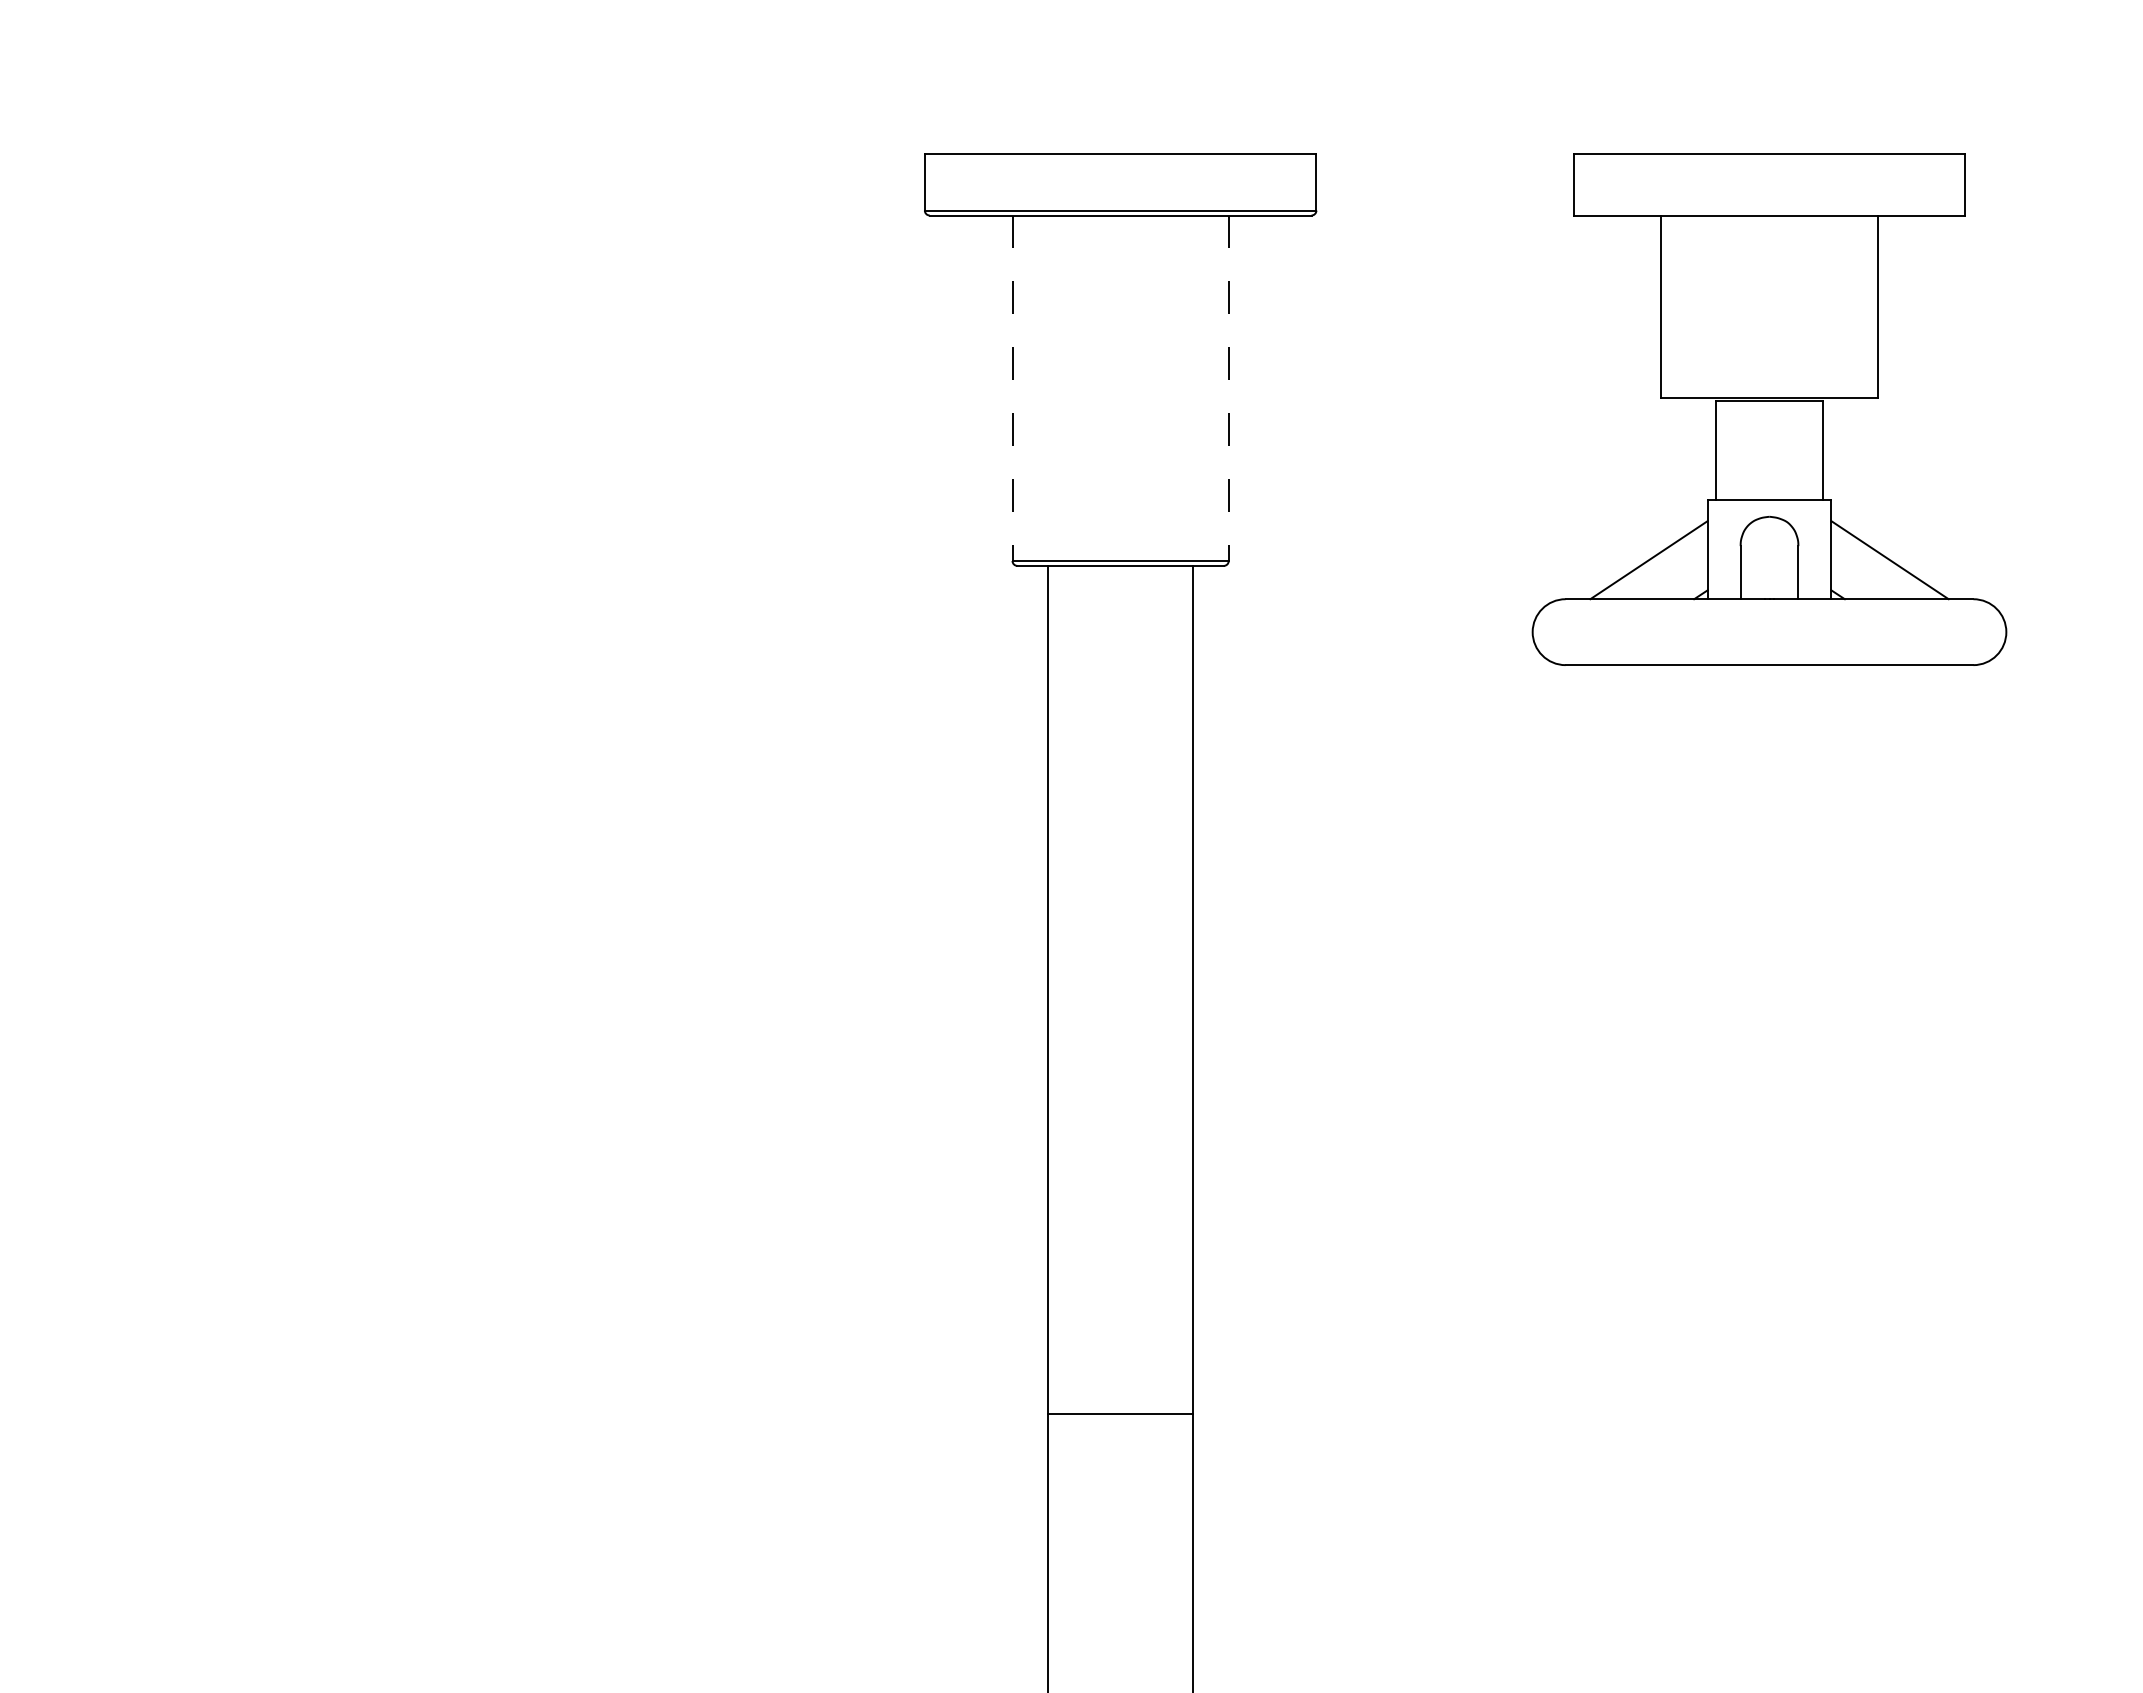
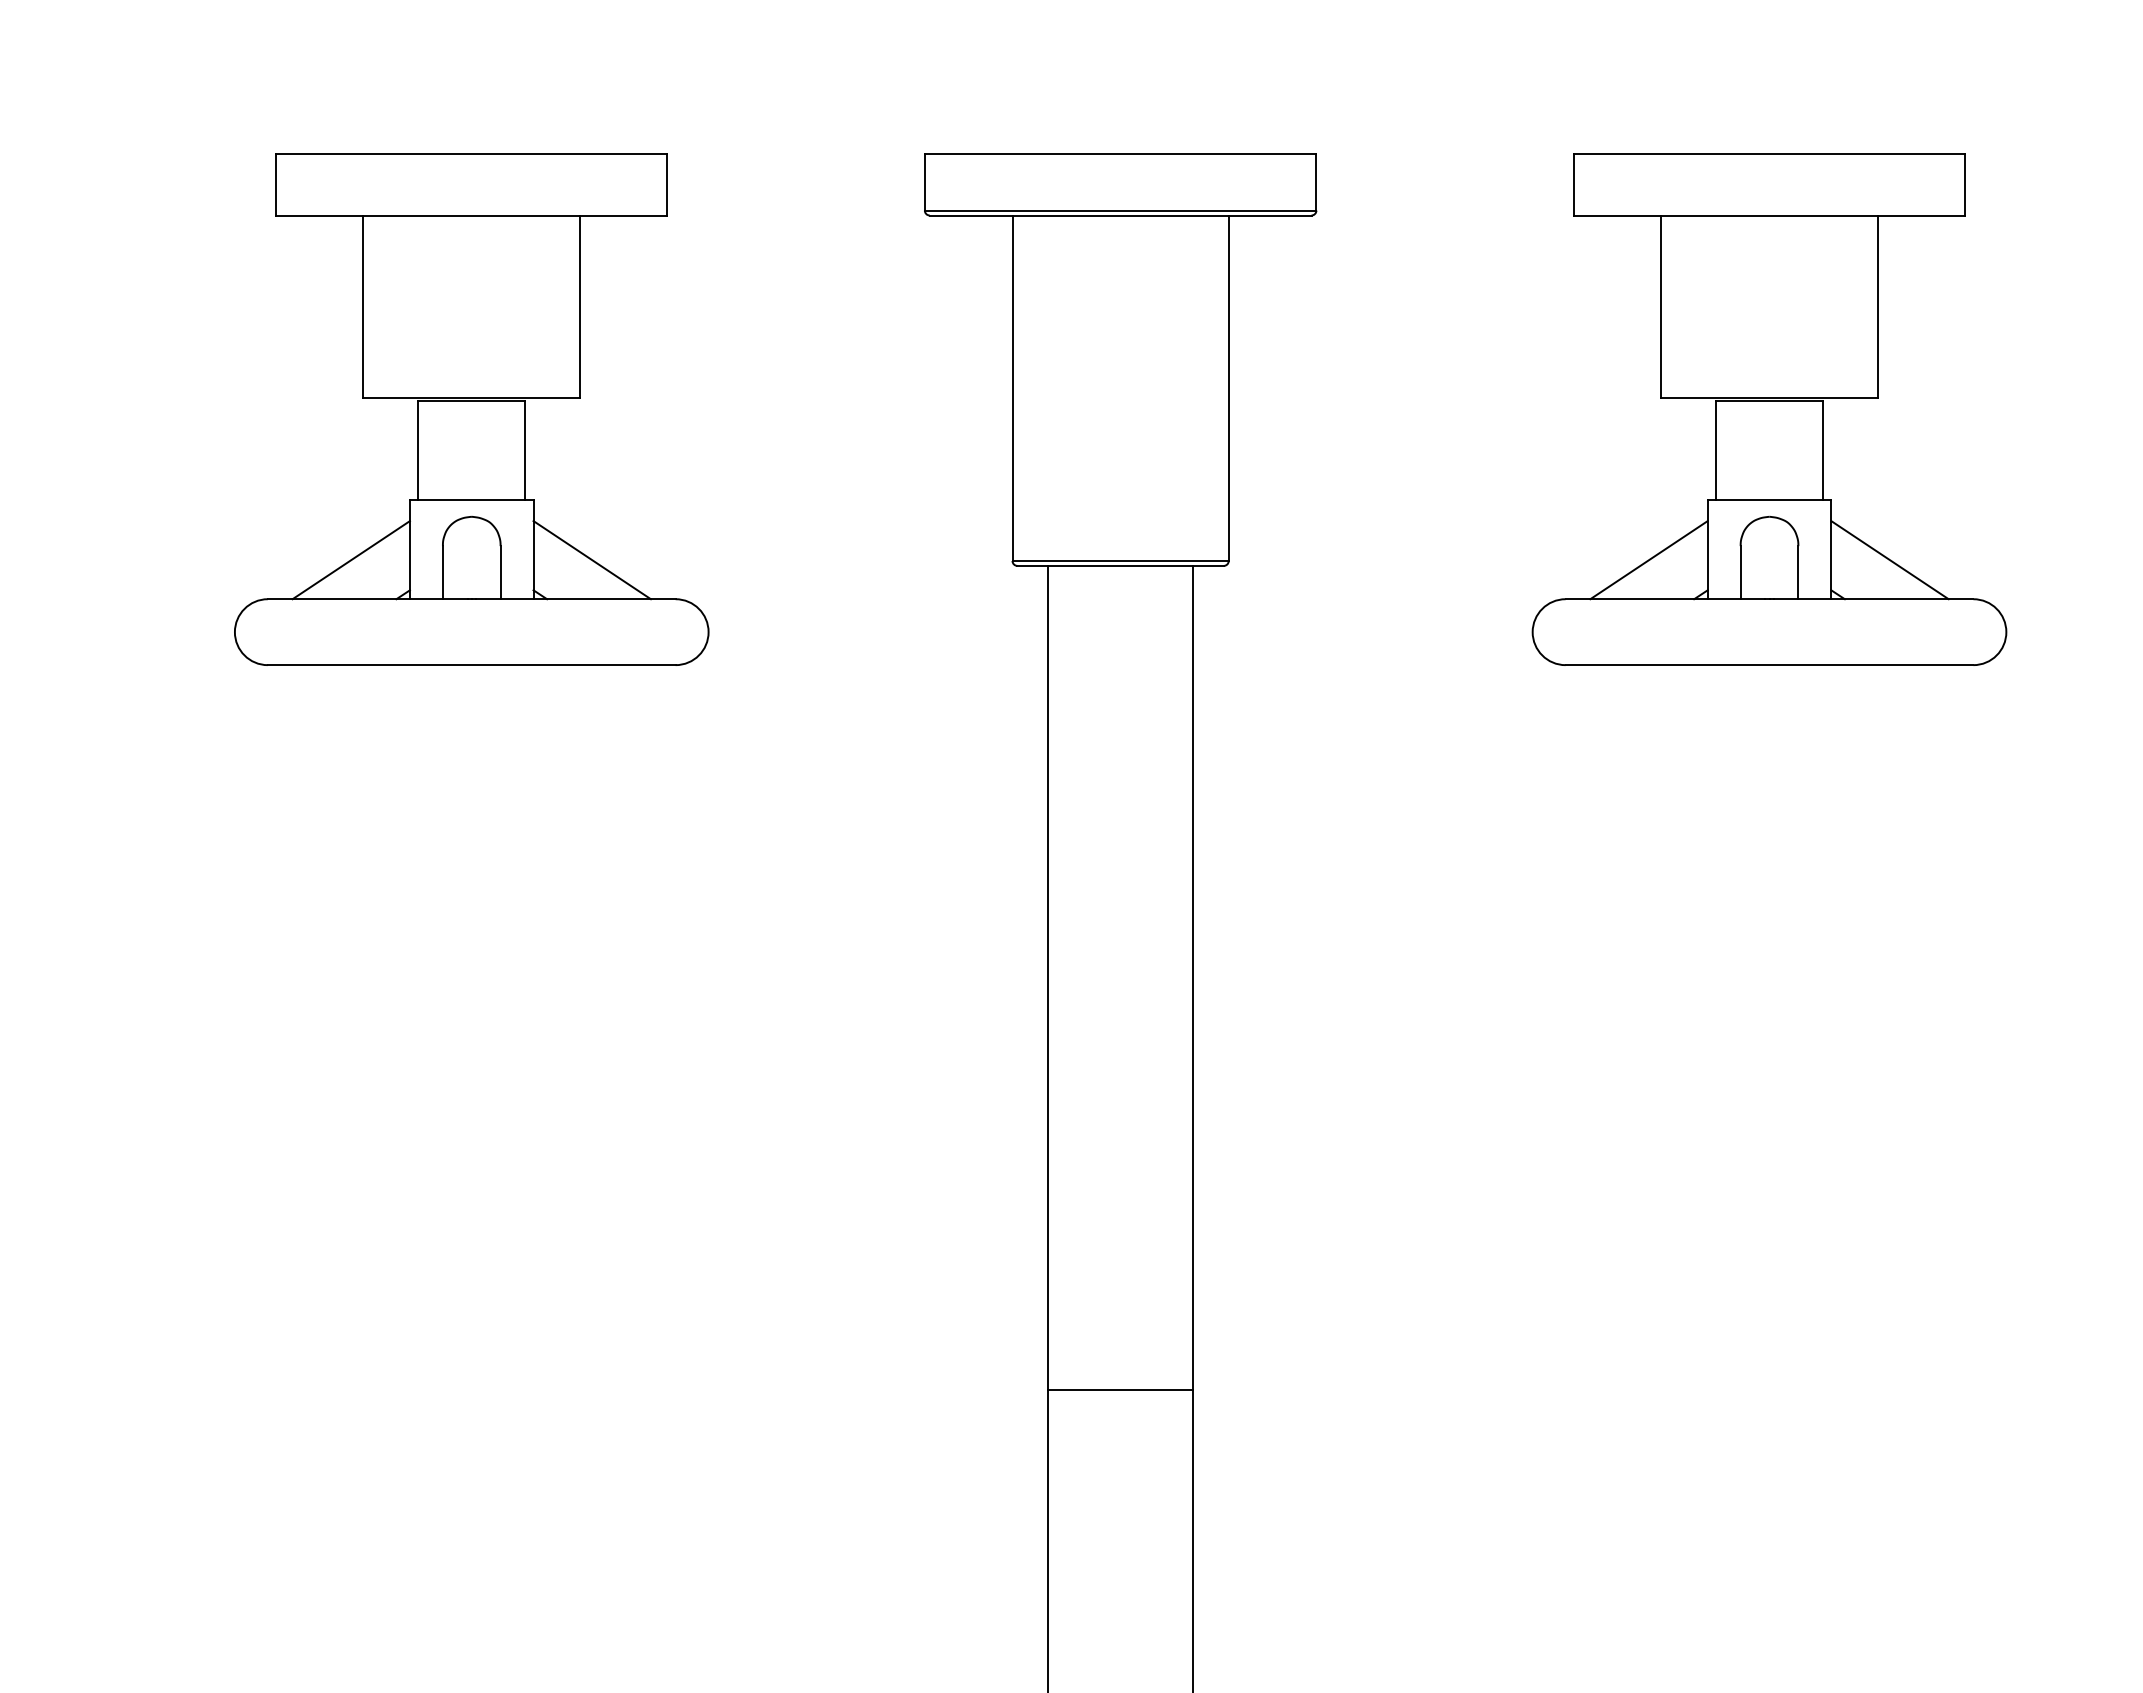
line: dashed -> solid (1012, 388)
line: dashed -> solid (1228, 388)
part: none -> present (471, 409)
line position: (1120, 1414) -> (1120, 1390) (1120, 1390)
